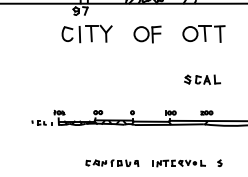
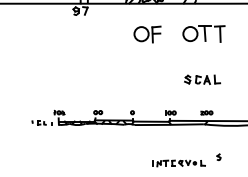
part: present -> none (86, 33)
part: present -> none (112, 162)
part position: (219, 162) -> (218, 156) (218, 156)
